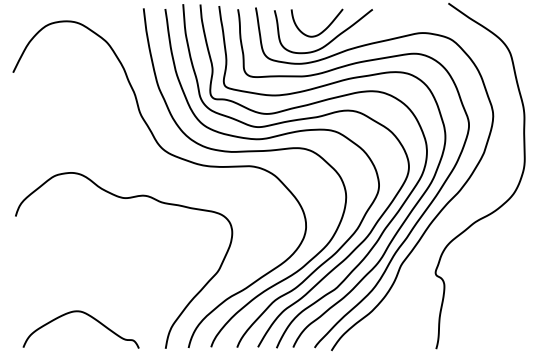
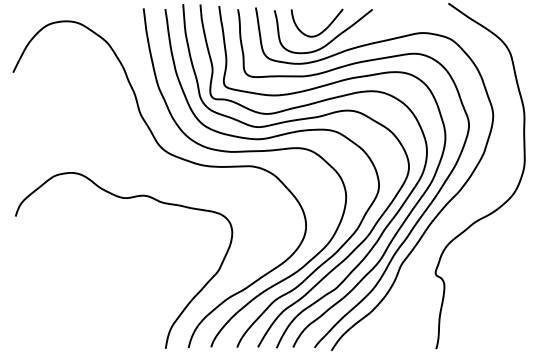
curve: present -> none (88, 316)
